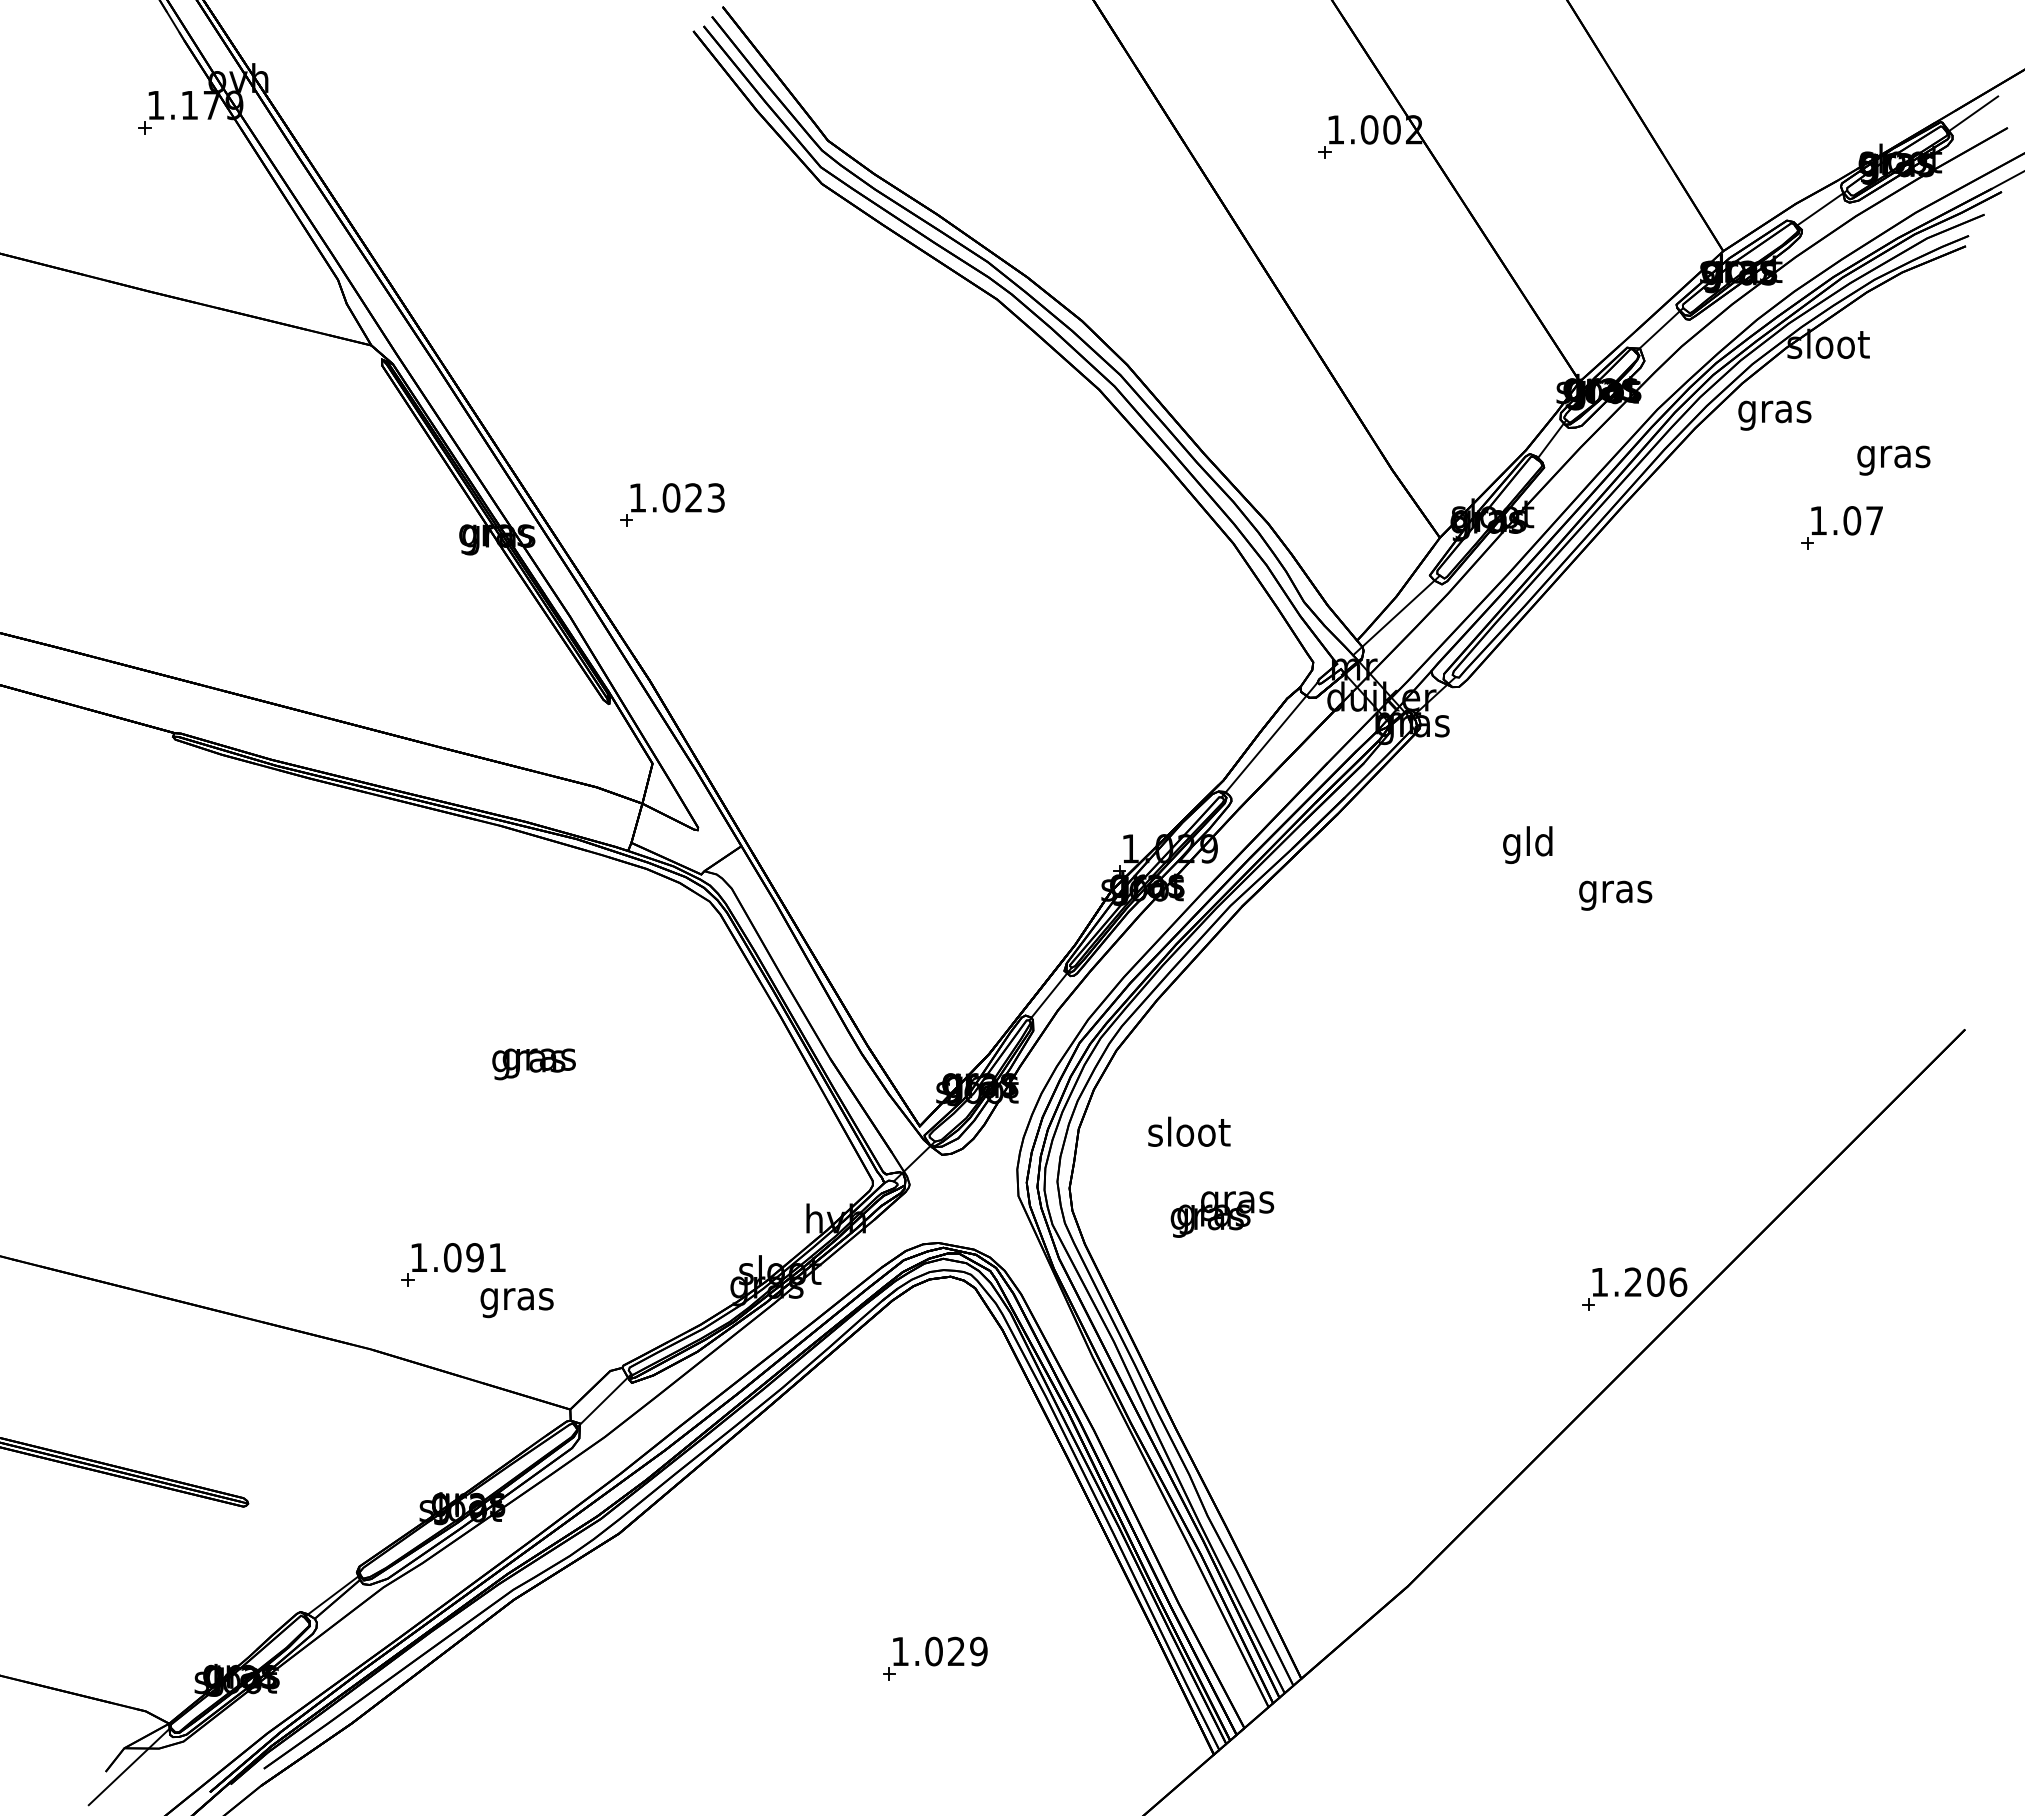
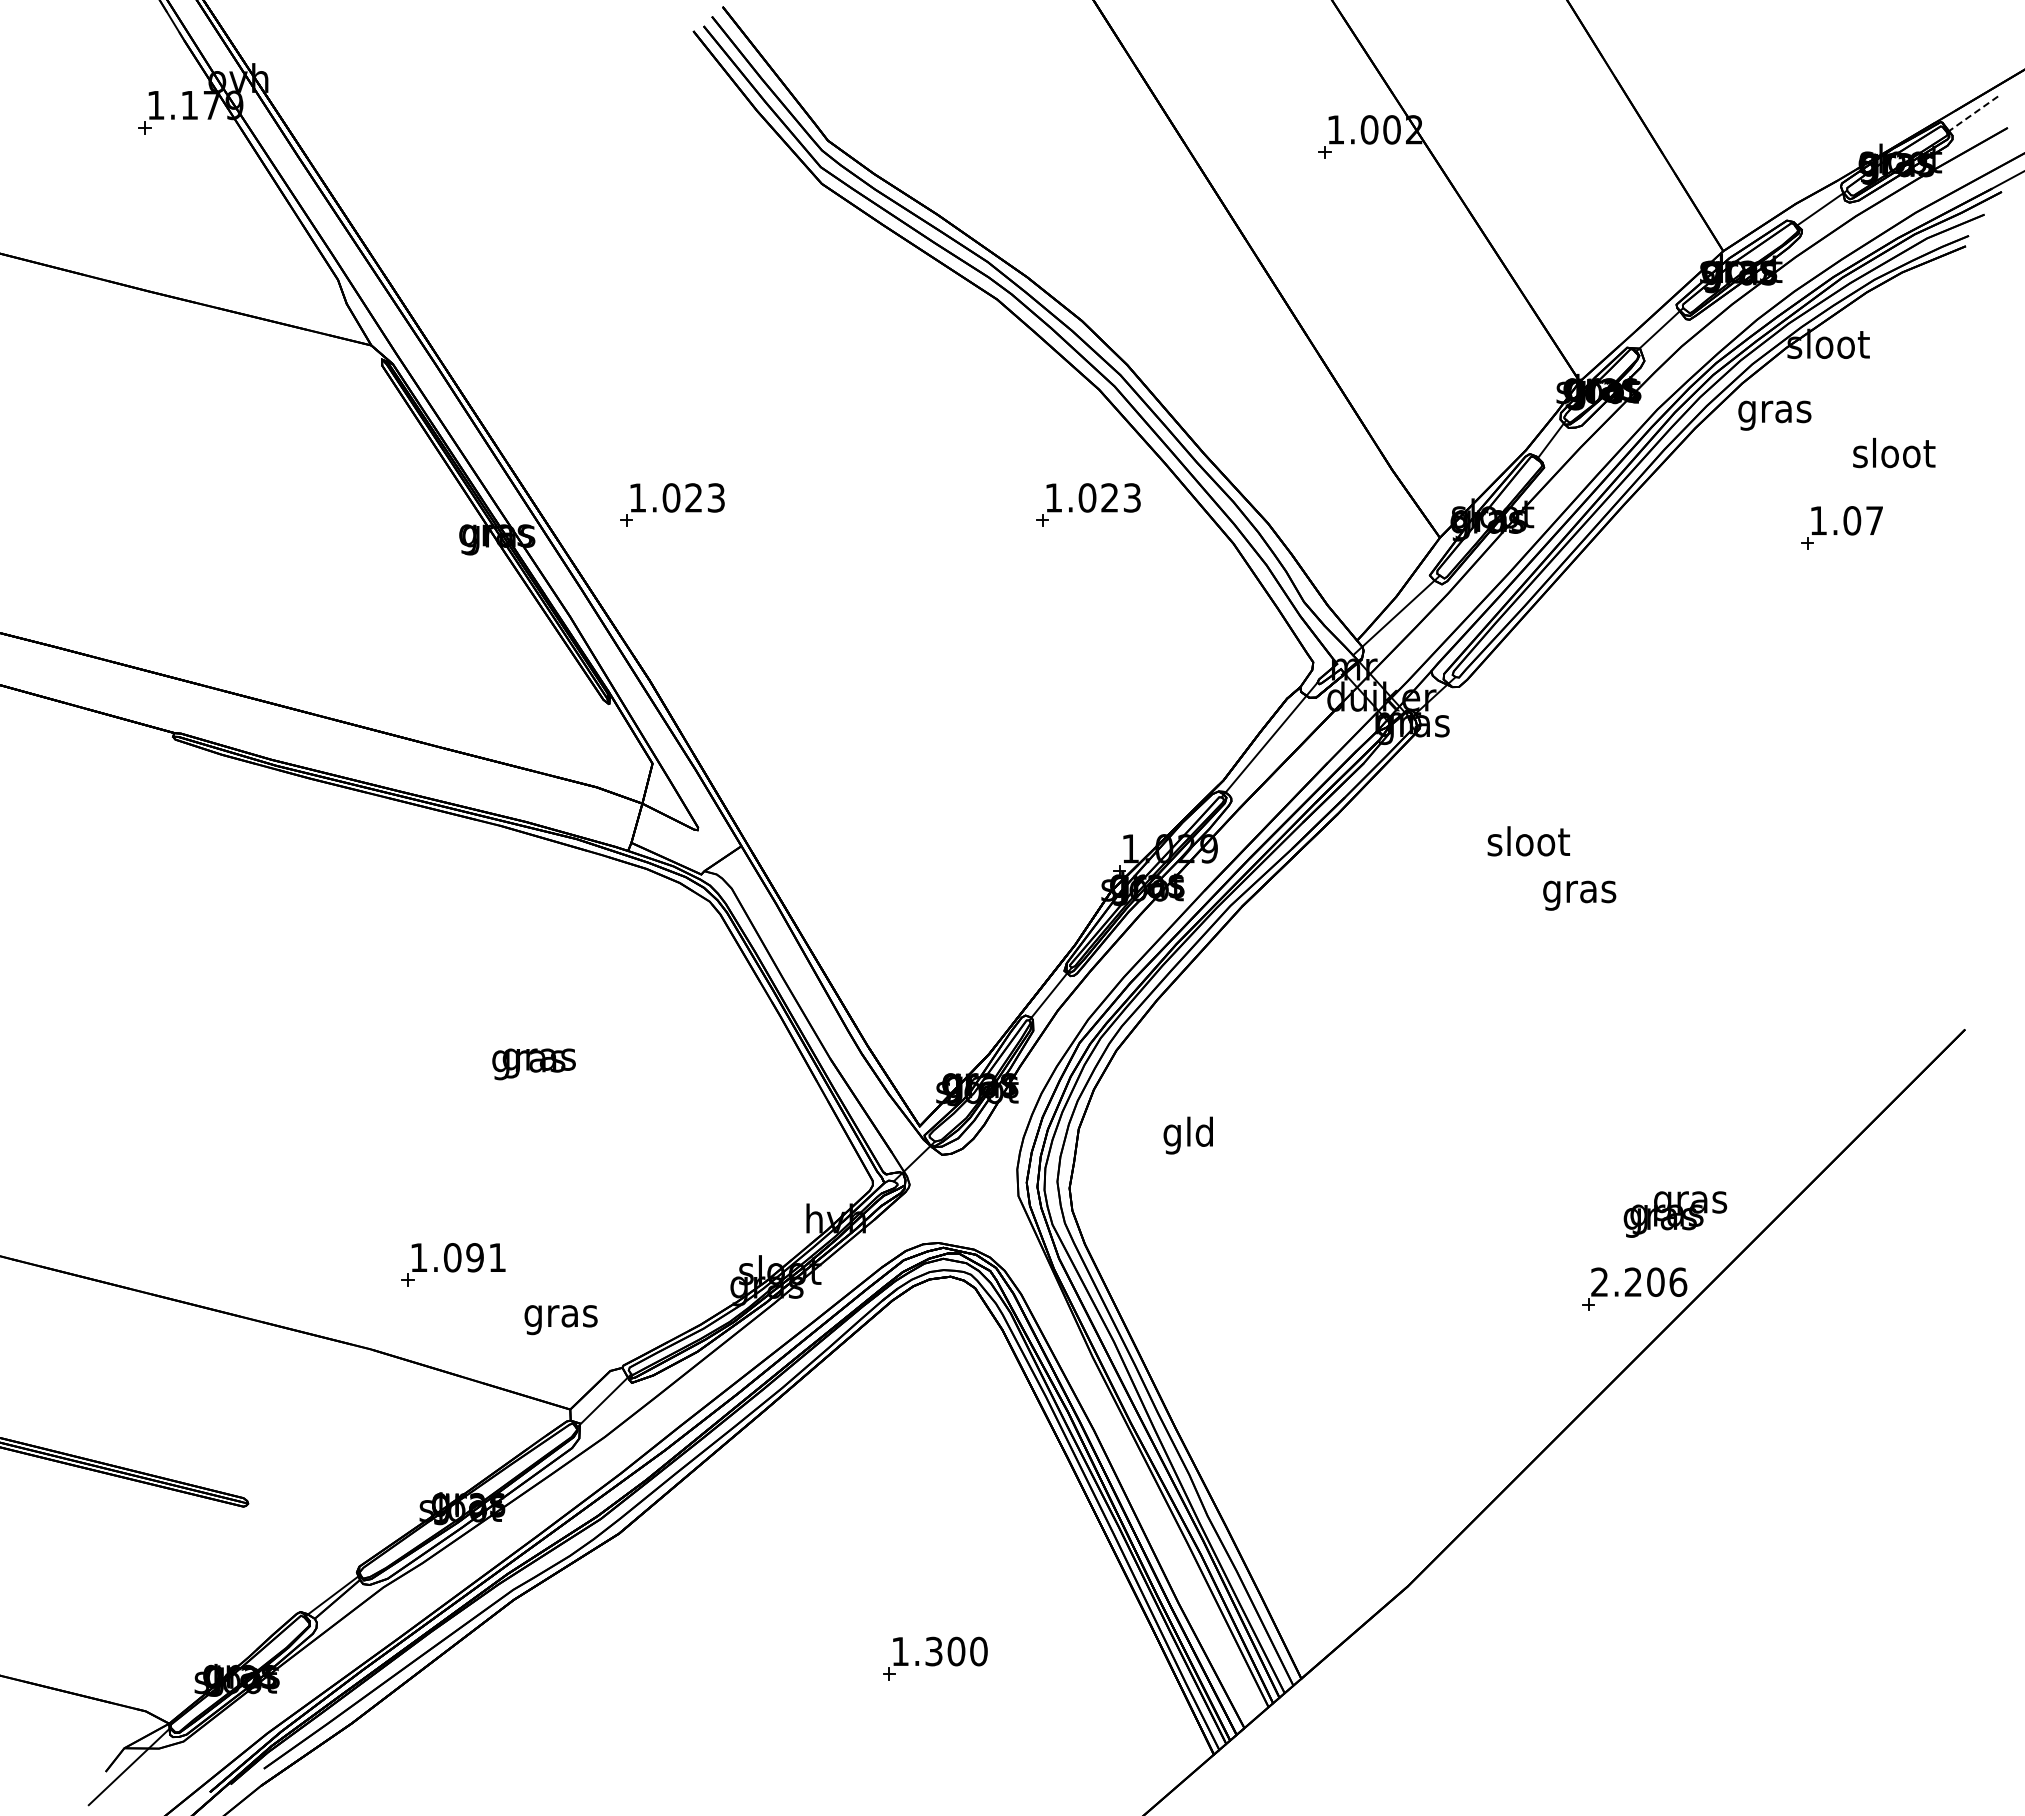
line: solid -> dashed (1972, 114)
text: gras -> sloot (1894, 456)
part: none -> present (1088, 504)
text: gld -> sloot (1528, 845)
text position: (1615, 895) -> (1579, 895) (1579, 895)
text: sloot -> gld (1189, 1135)
text position: (1222, 1214) -> (1675, 1214) (1675, 1214)
text: 1.206 -> 2.206 (1599, 1281)
text position: (516, 1303) -> (560, 1320) (560, 1320)
text: 1.029 -> 1.300 (956, 1651)
